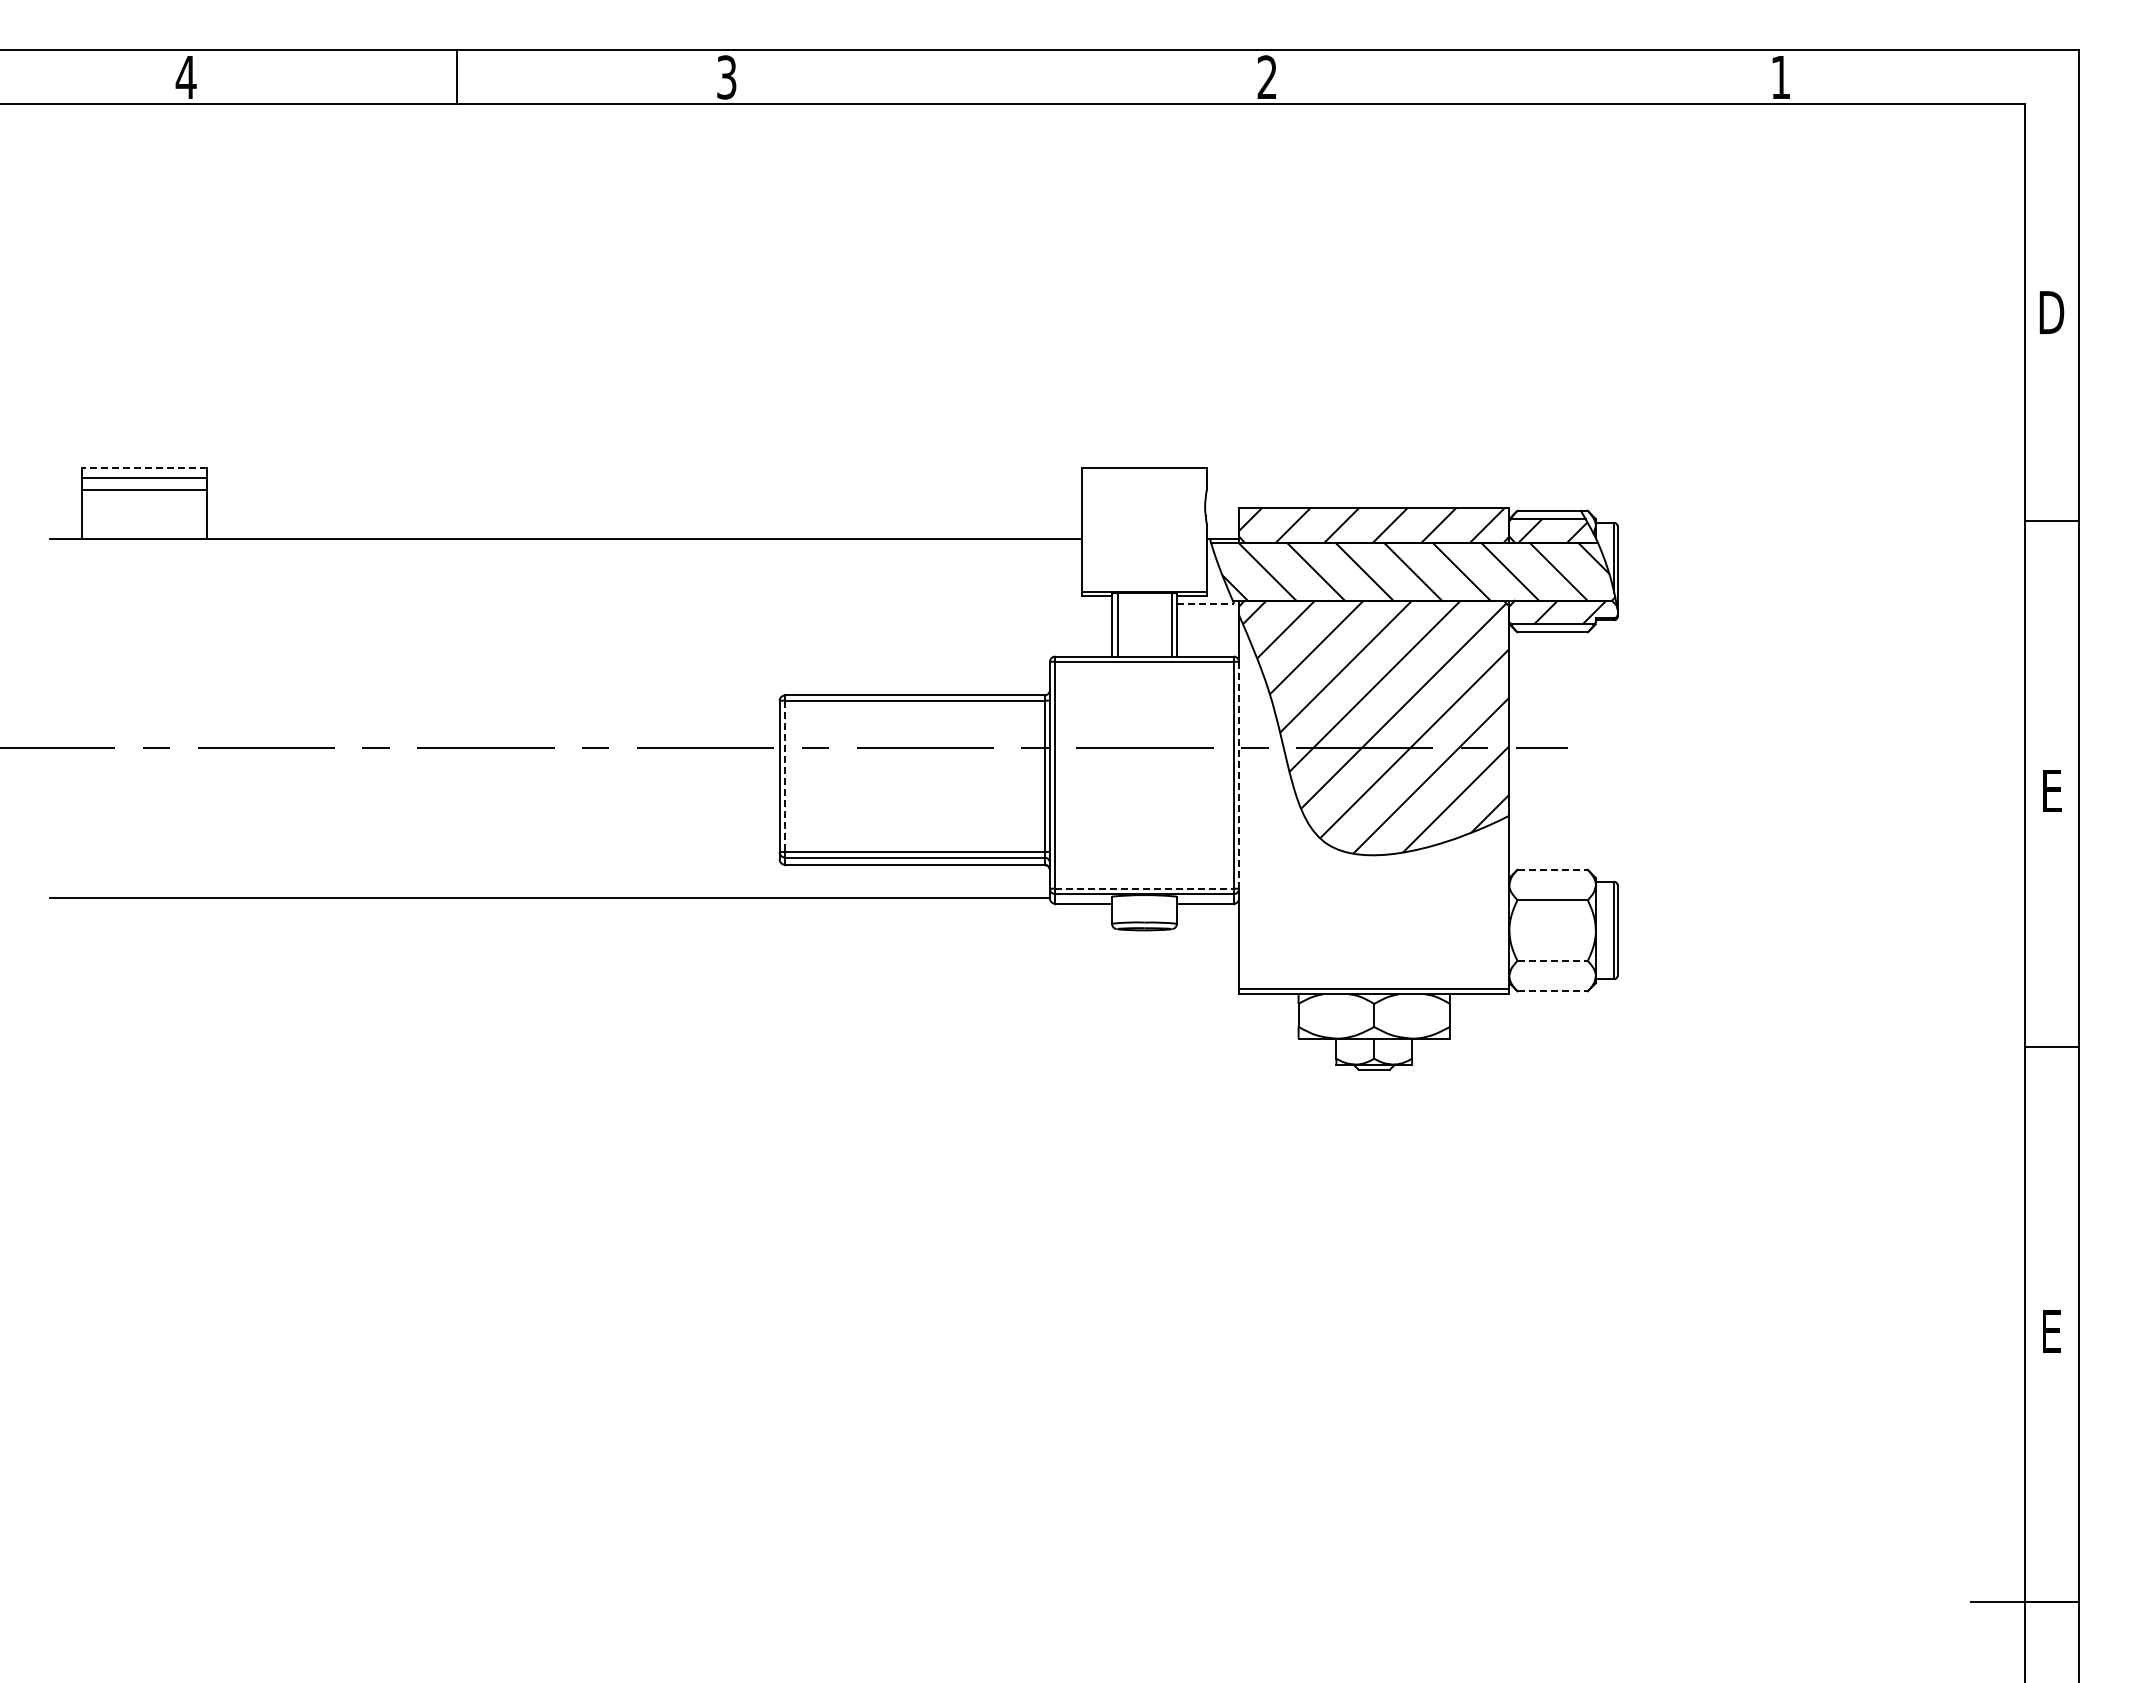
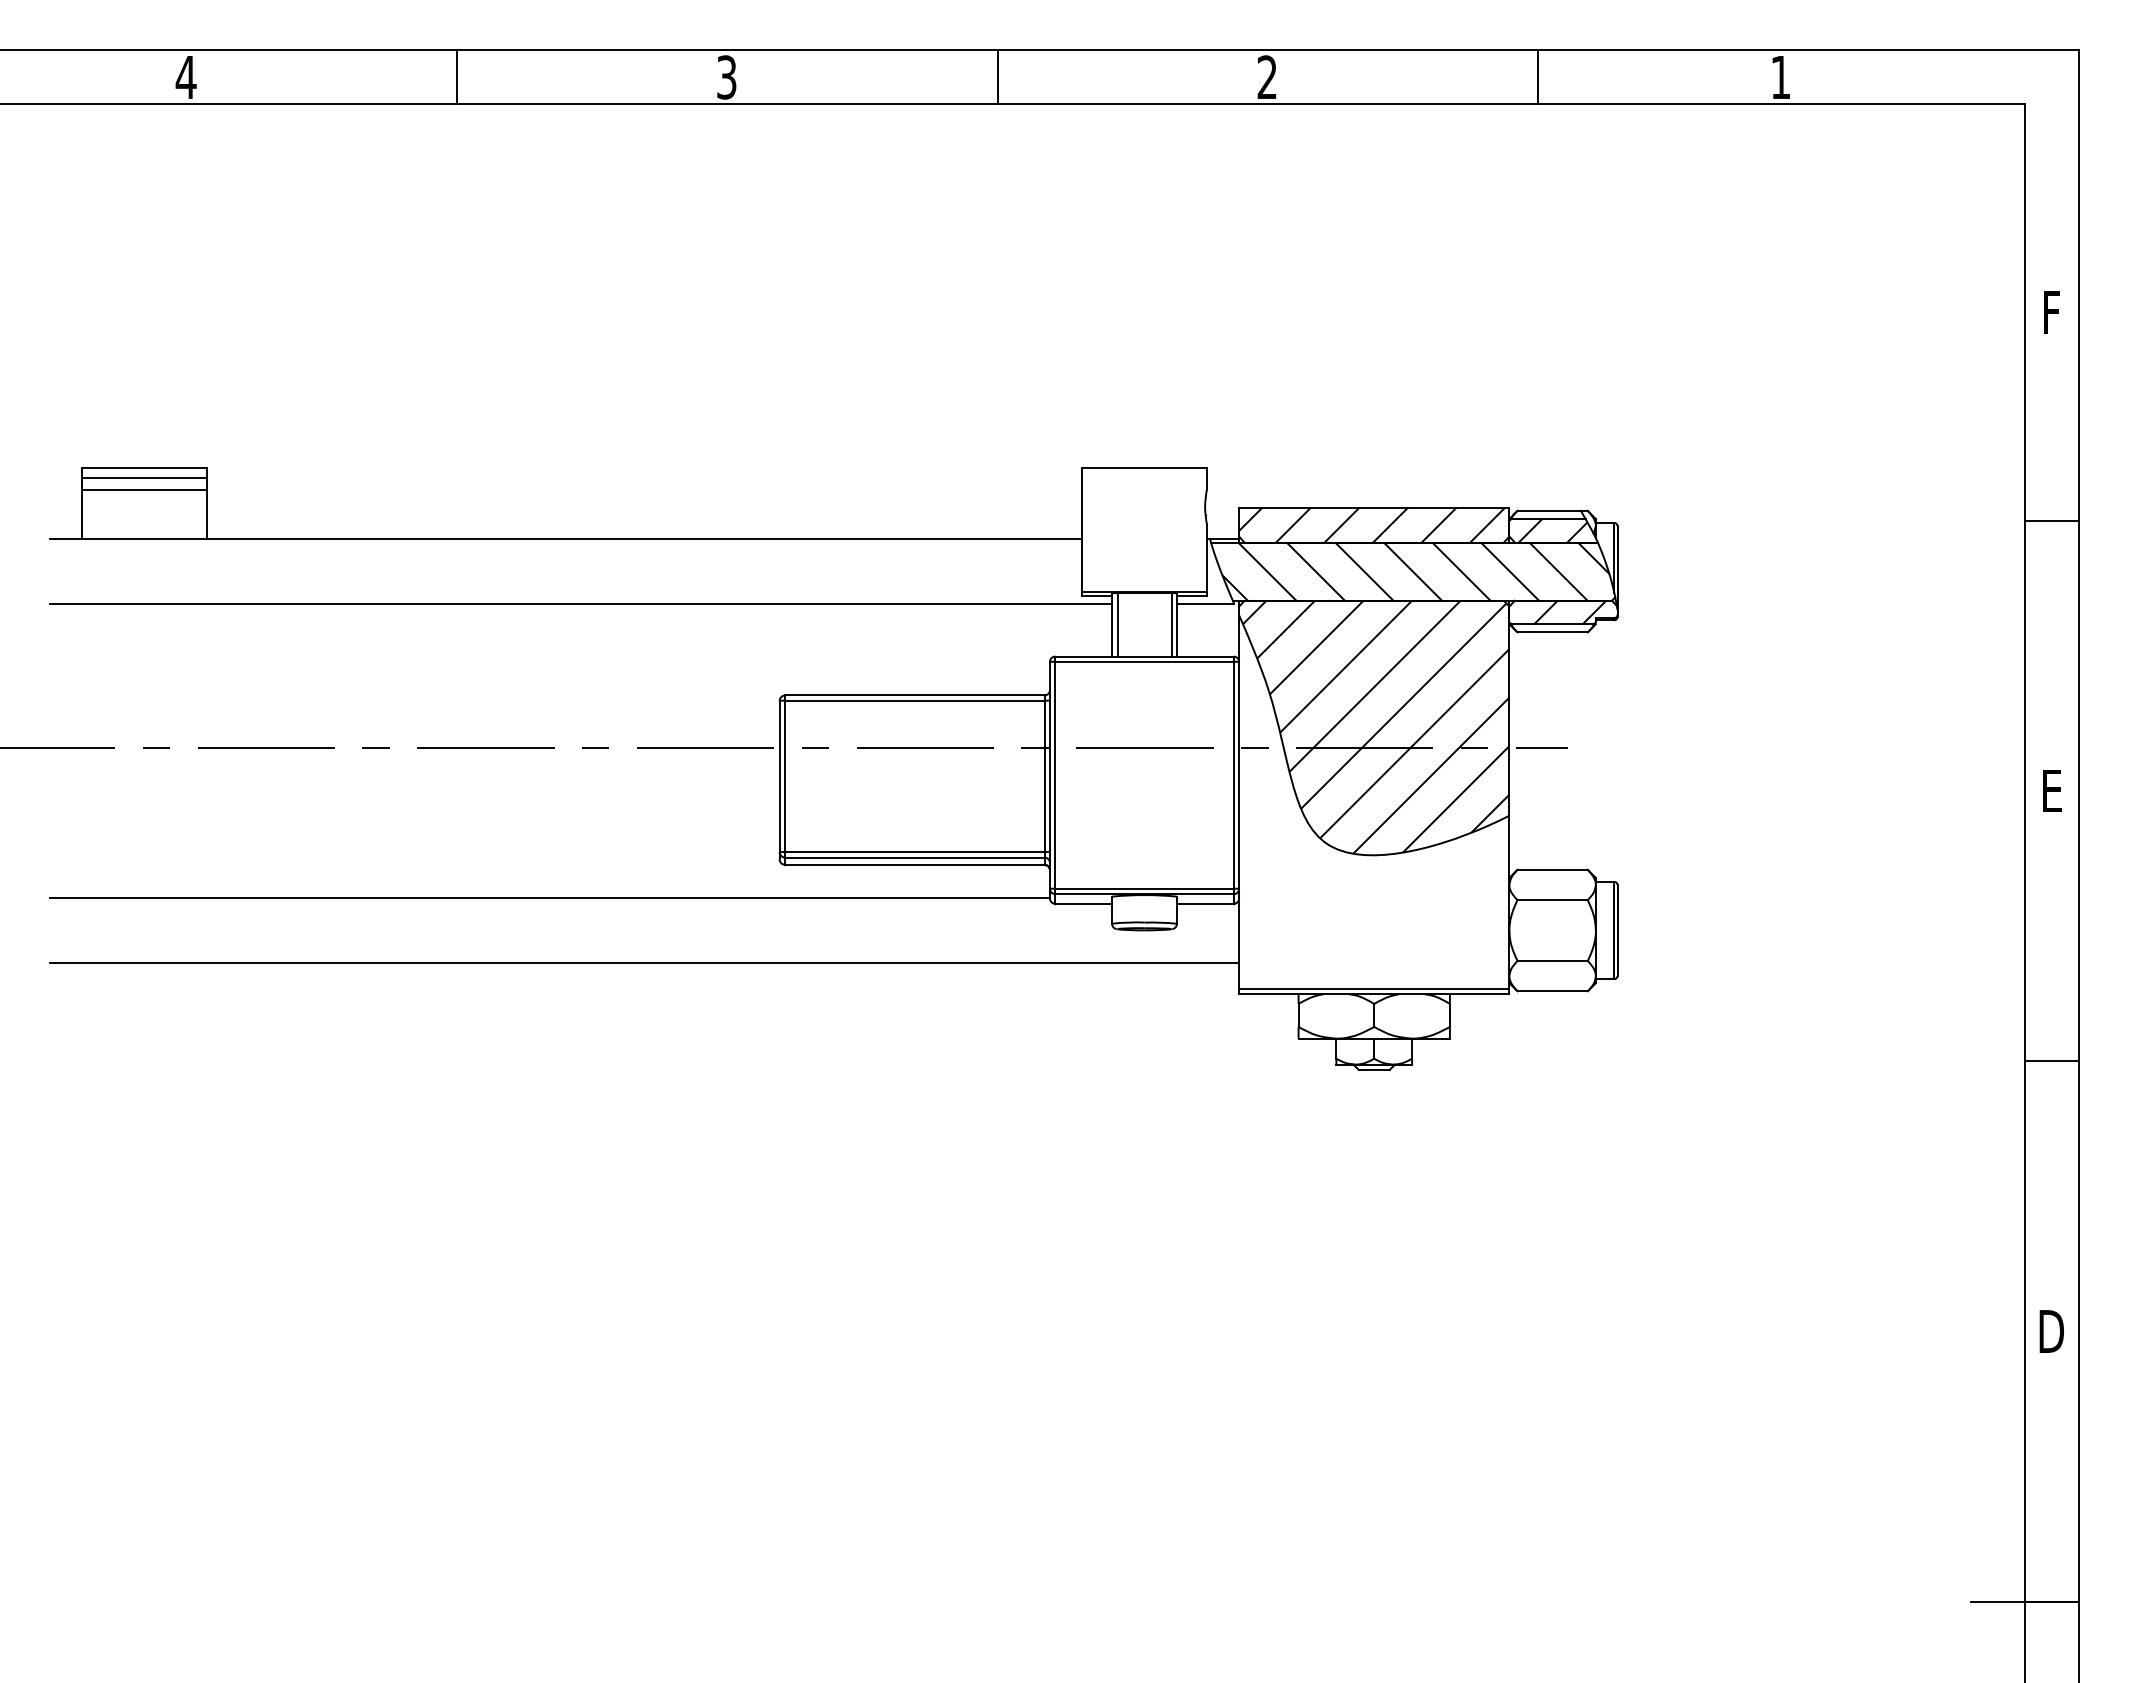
line: none -> present (997, 77)
line: none -> present (1538, 77)
text: D -> F (2051, 312)
line: dashed -> solid (144, 467)
line: none -> present (580, 604)
line: dashed -> solid (1205, 604)
line: dashed -> solid (1239, 775)
line: dashed -> solid (785, 776)
line: dashed -> solid (1553, 869)
line: dashed -> solid (1145, 888)
line: dashed -> solid (1553, 960)
line: none -> present (644, 962)
line: dashed -> solid (1553, 991)
line position: (2051, 1047) -> (2051, 1061) (2051, 1061)
text: E -> D (2051, 1331)
